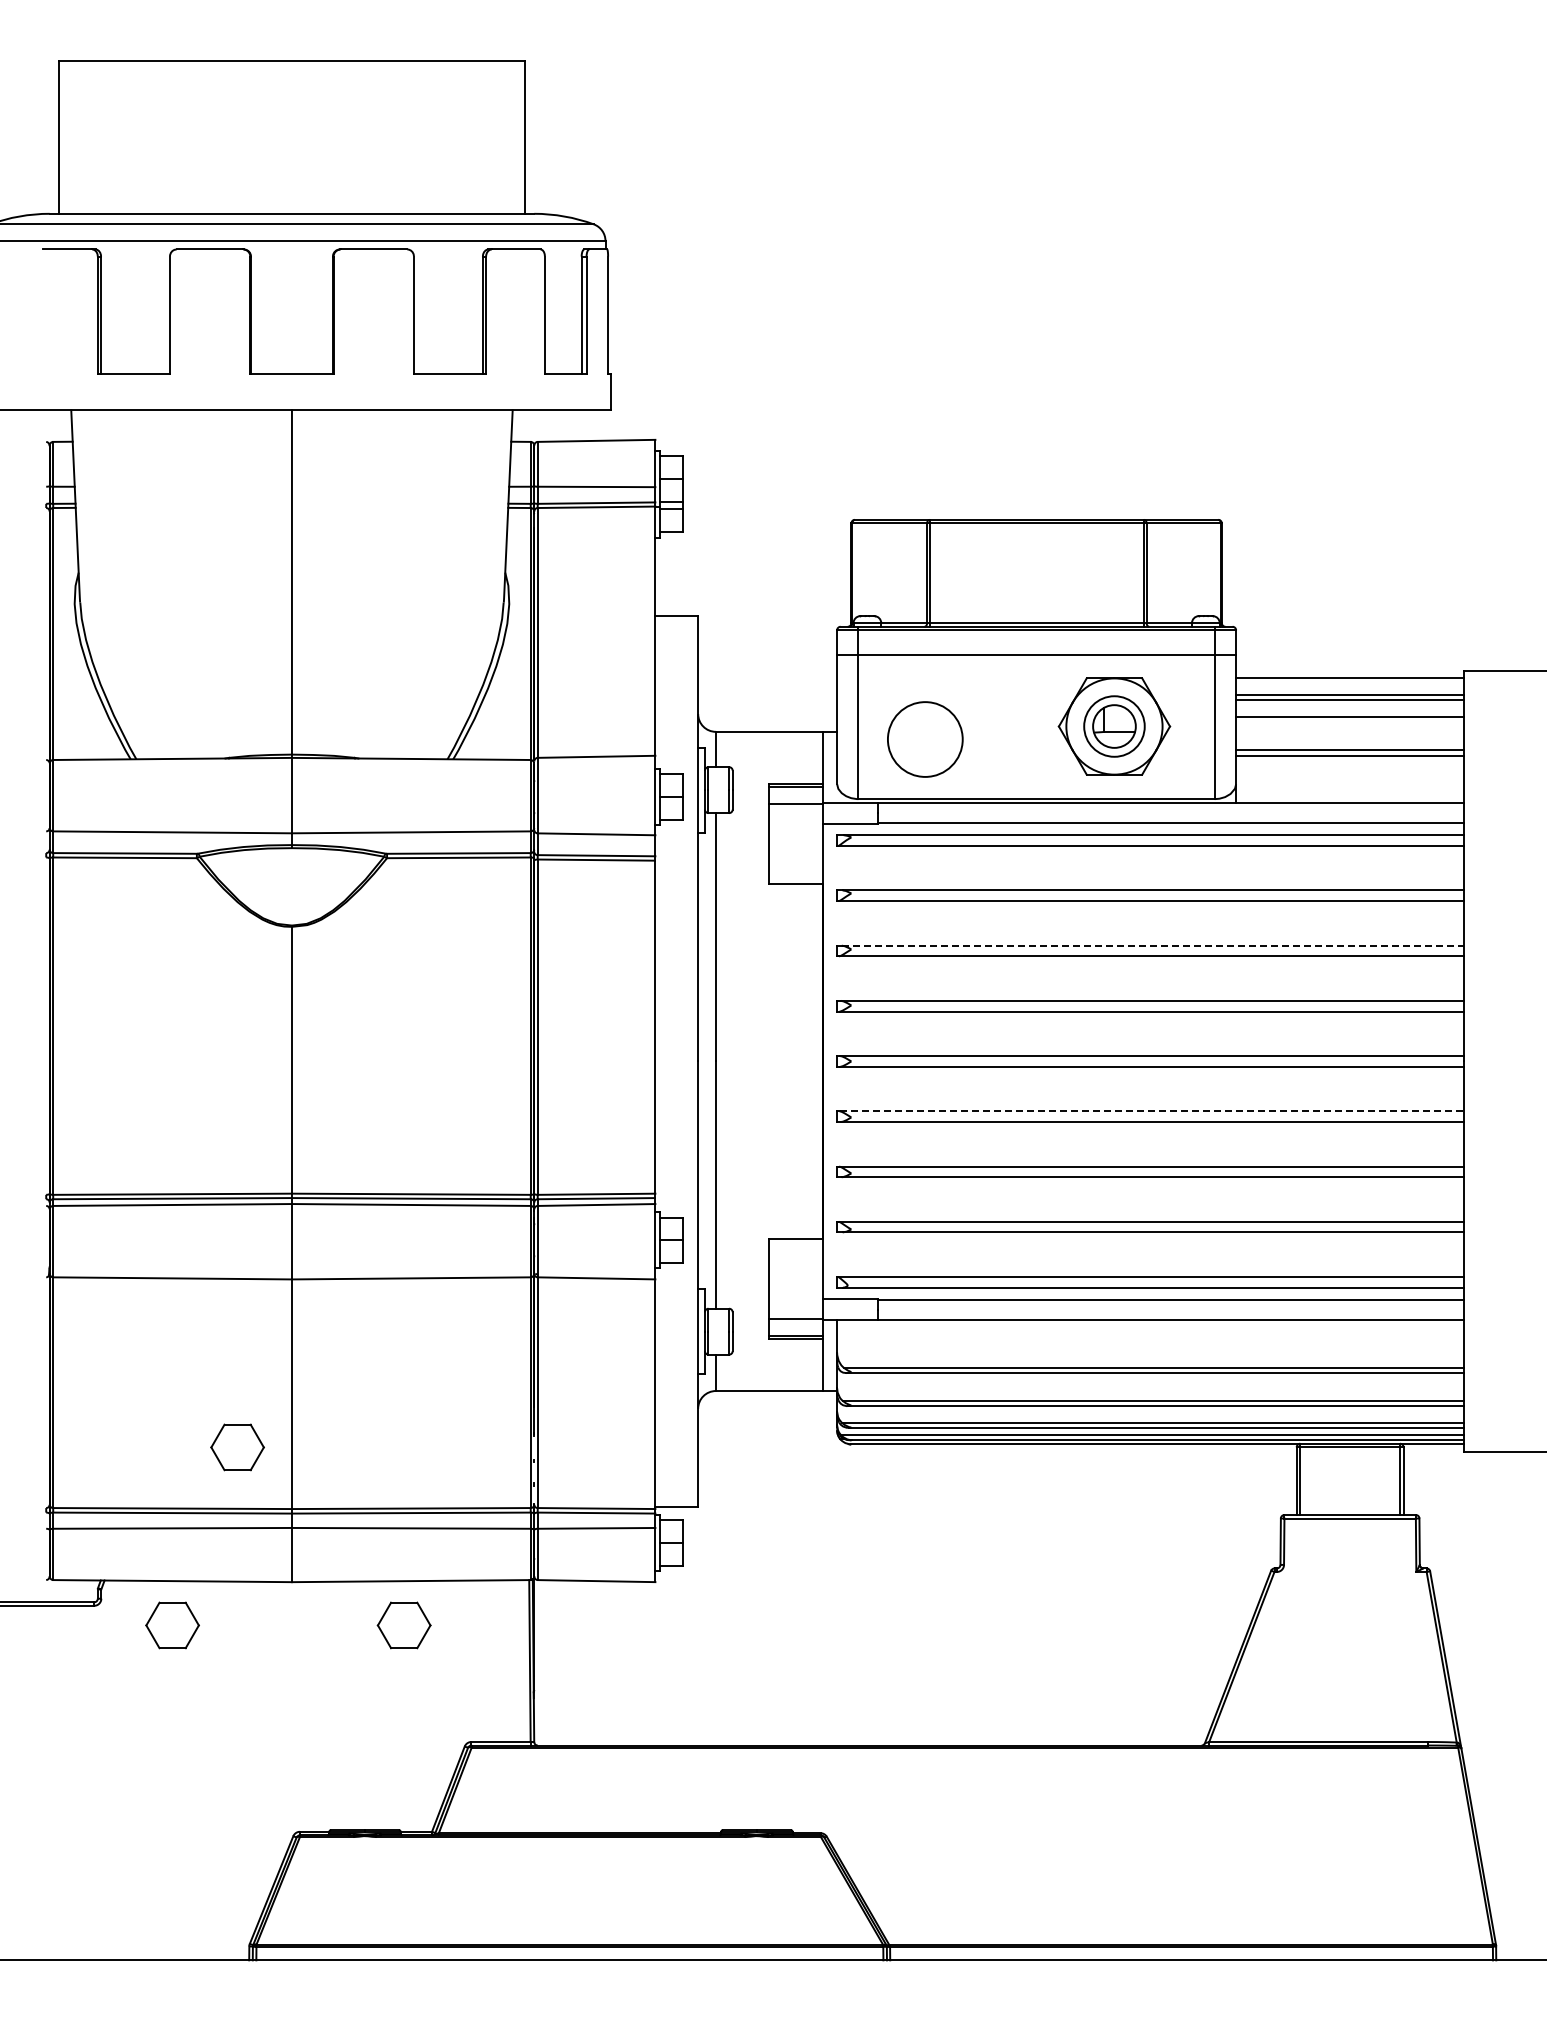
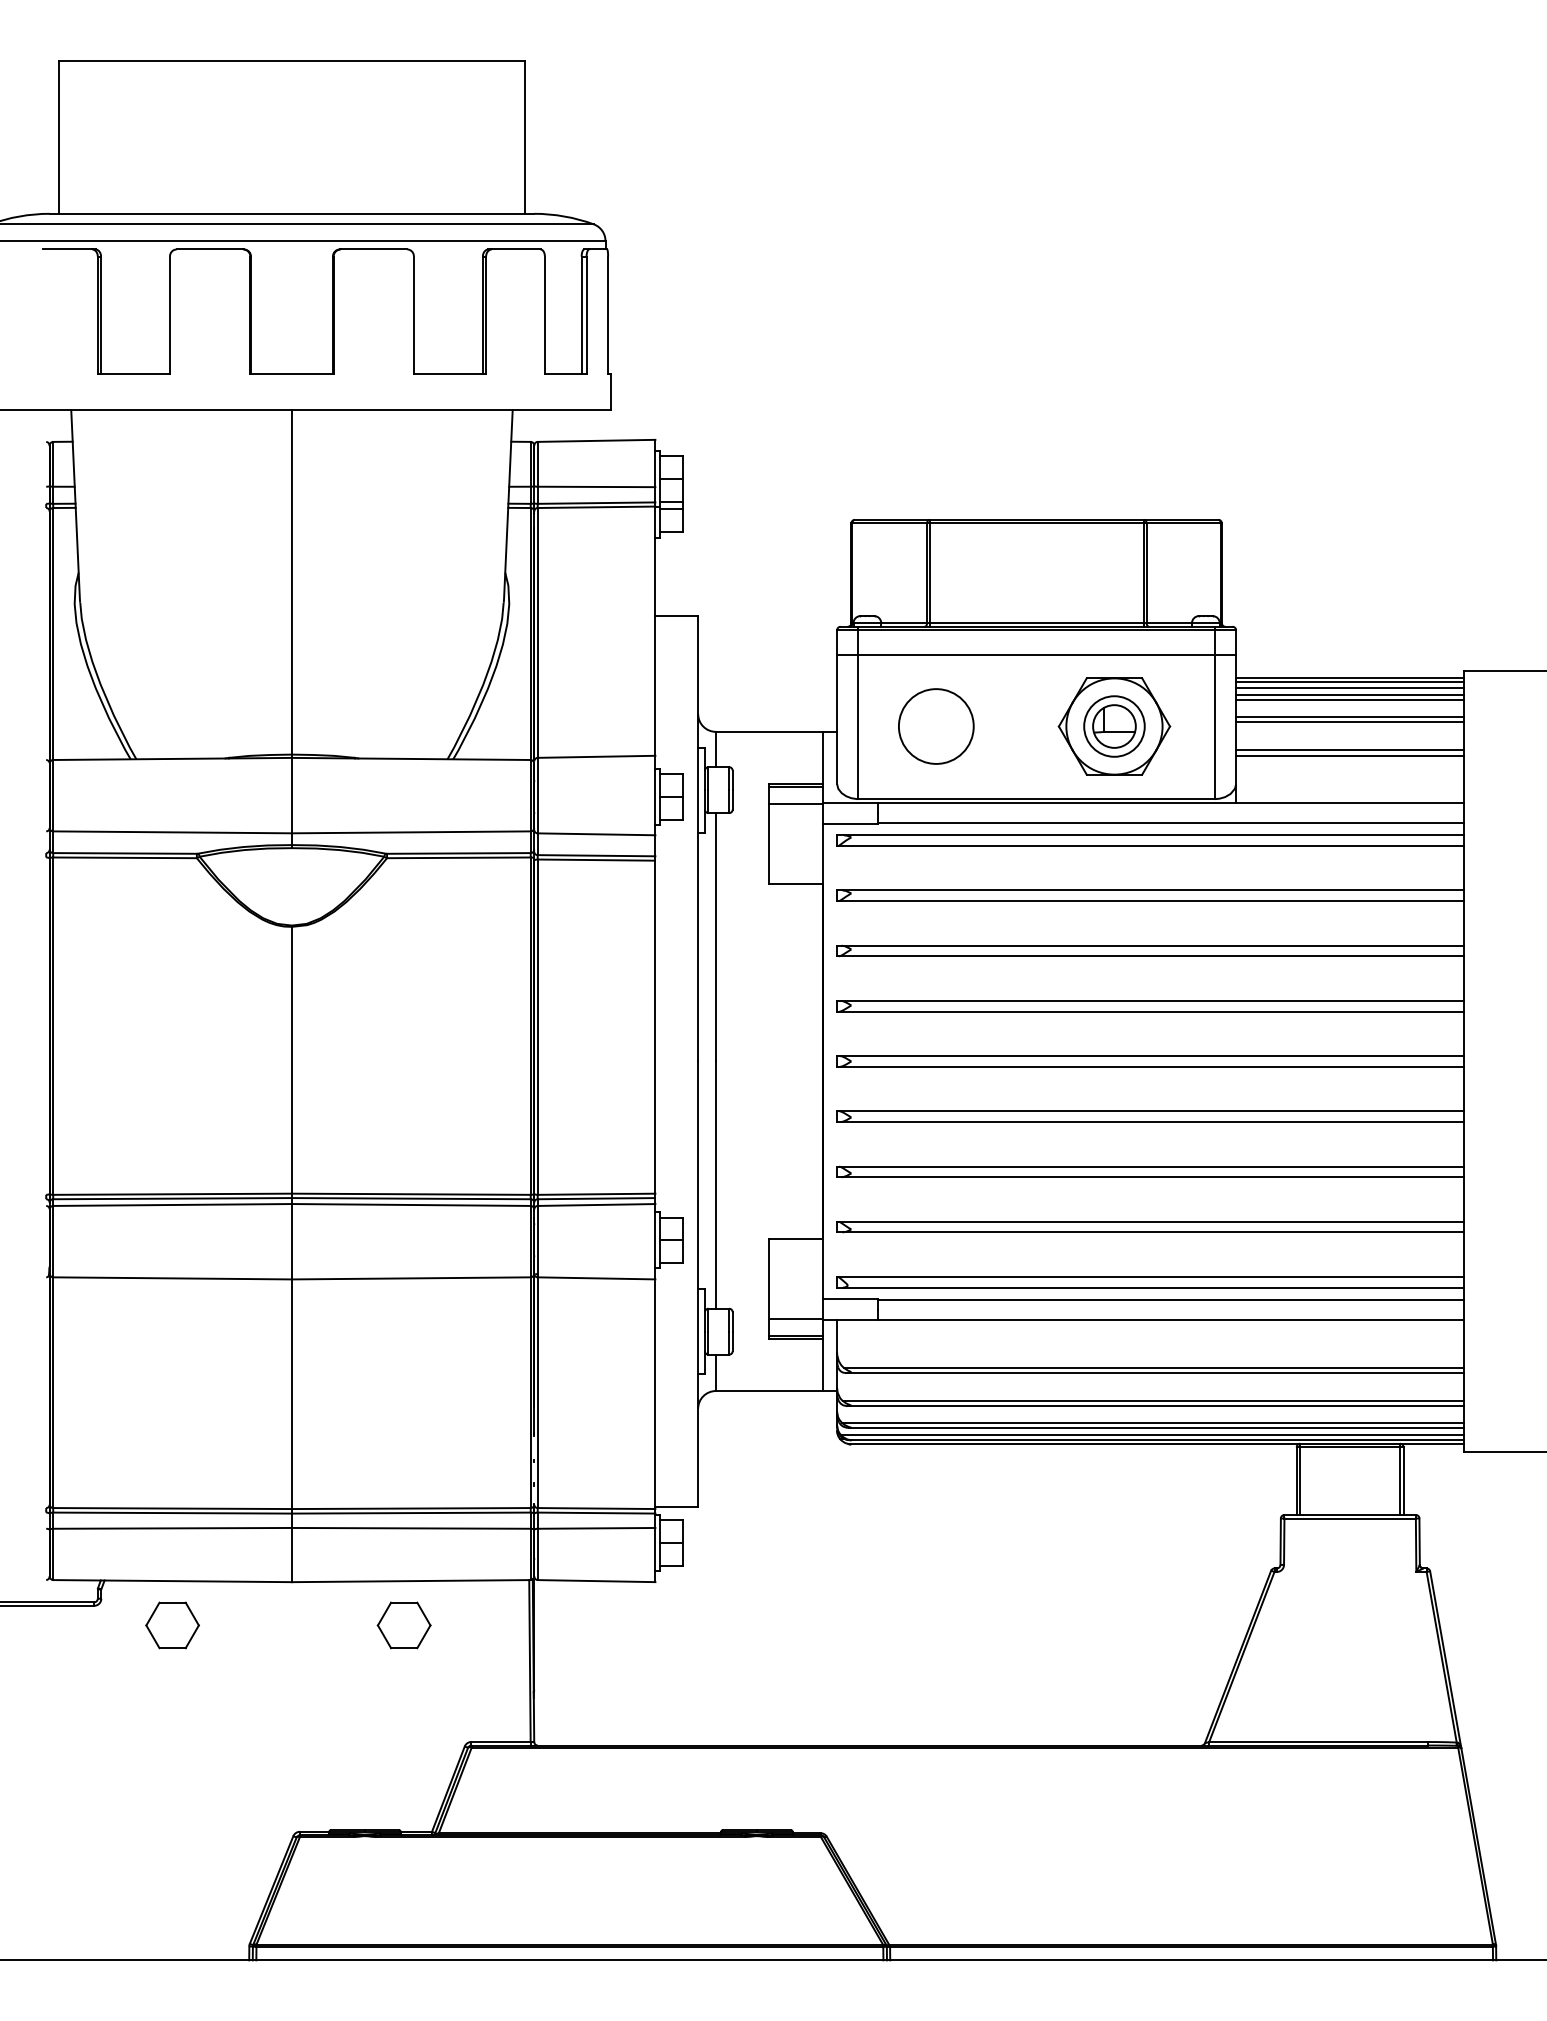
line: none -> present (1350, 682)
line: none -> present (1350, 687)
line: none -> present (1350, 722)
circle position: (925, 739) -> (936, 726) (936, 726)
line: dashed -> solid (1153, 945)
line: dashed -> solid (1152, 1111)
part: present -> none (237, 1447)
